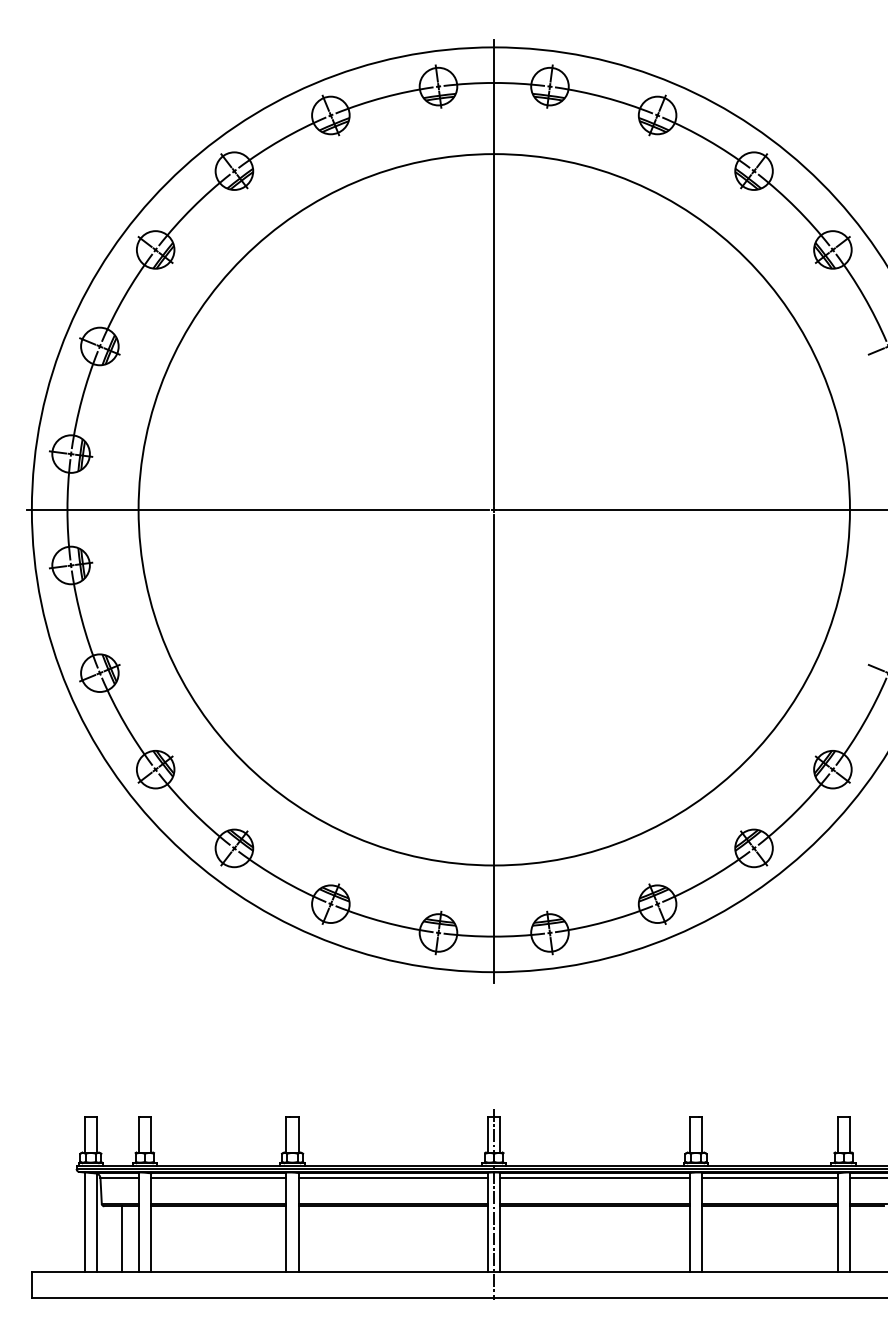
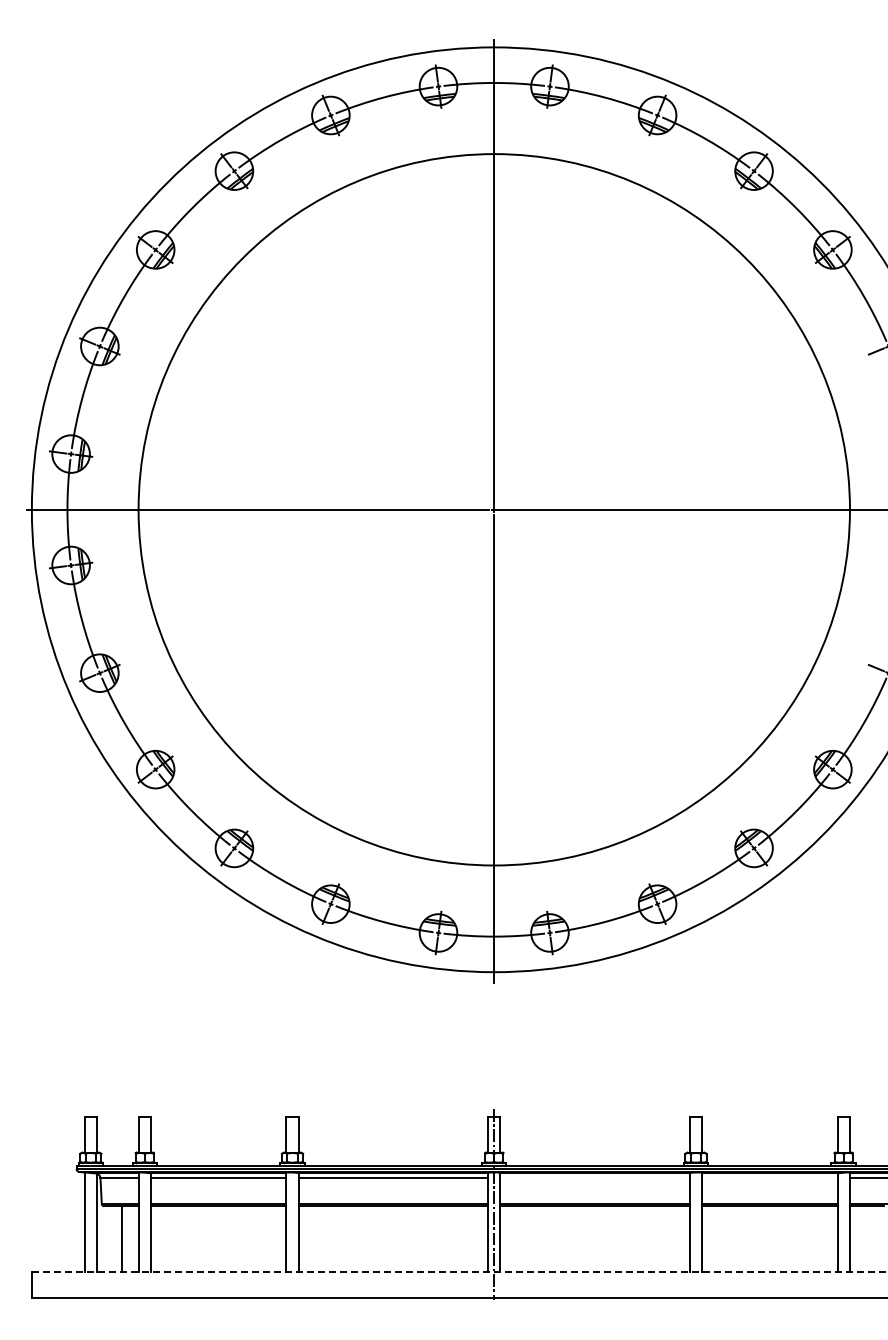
line: present -> none (594, 1178)
line: present -> none (769, 1178)
line: solid -> dashed (459, 1272)
